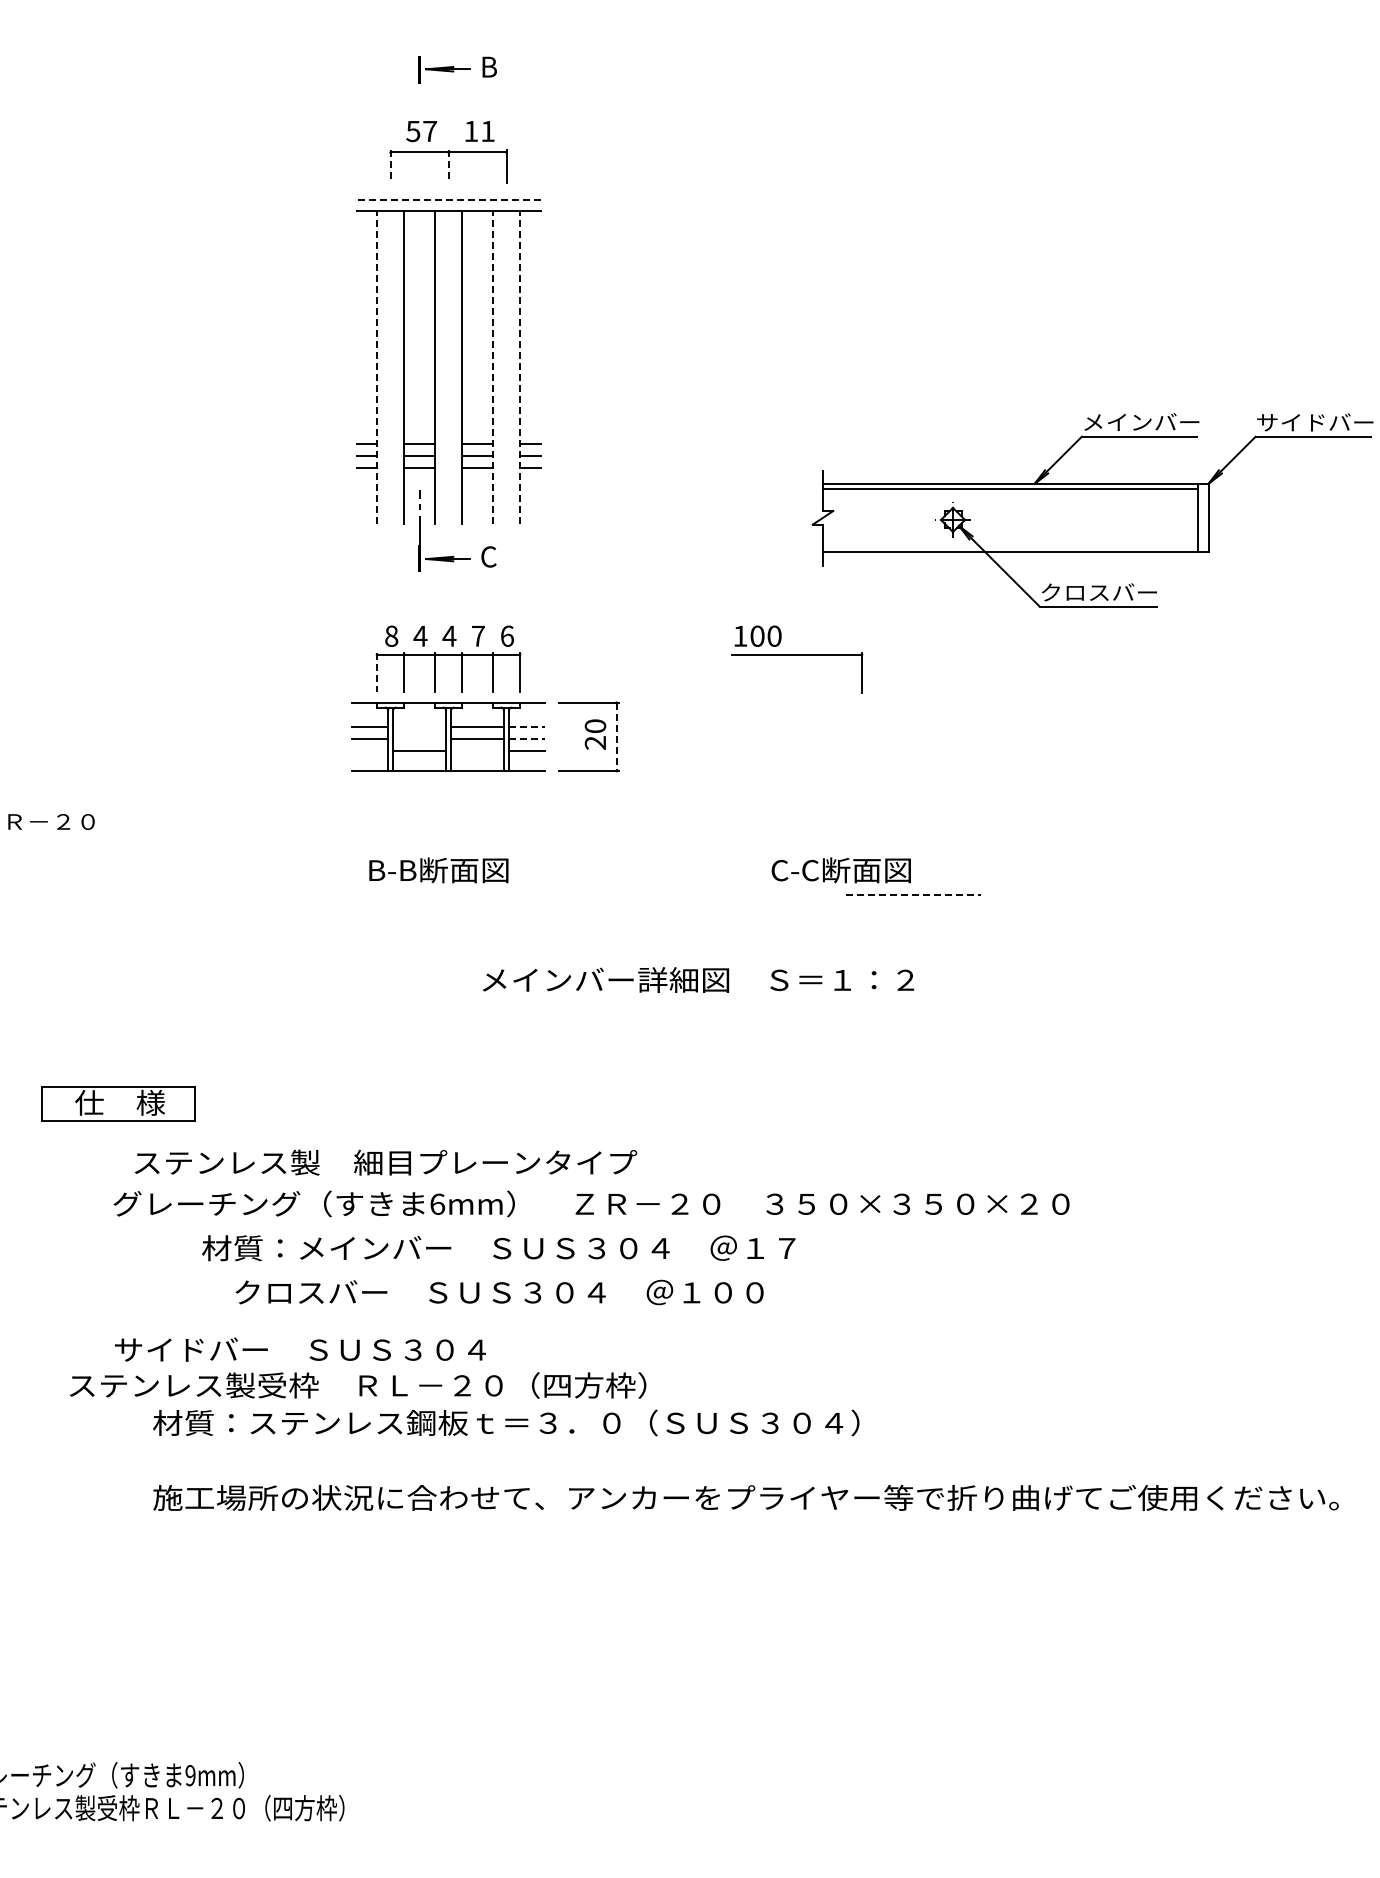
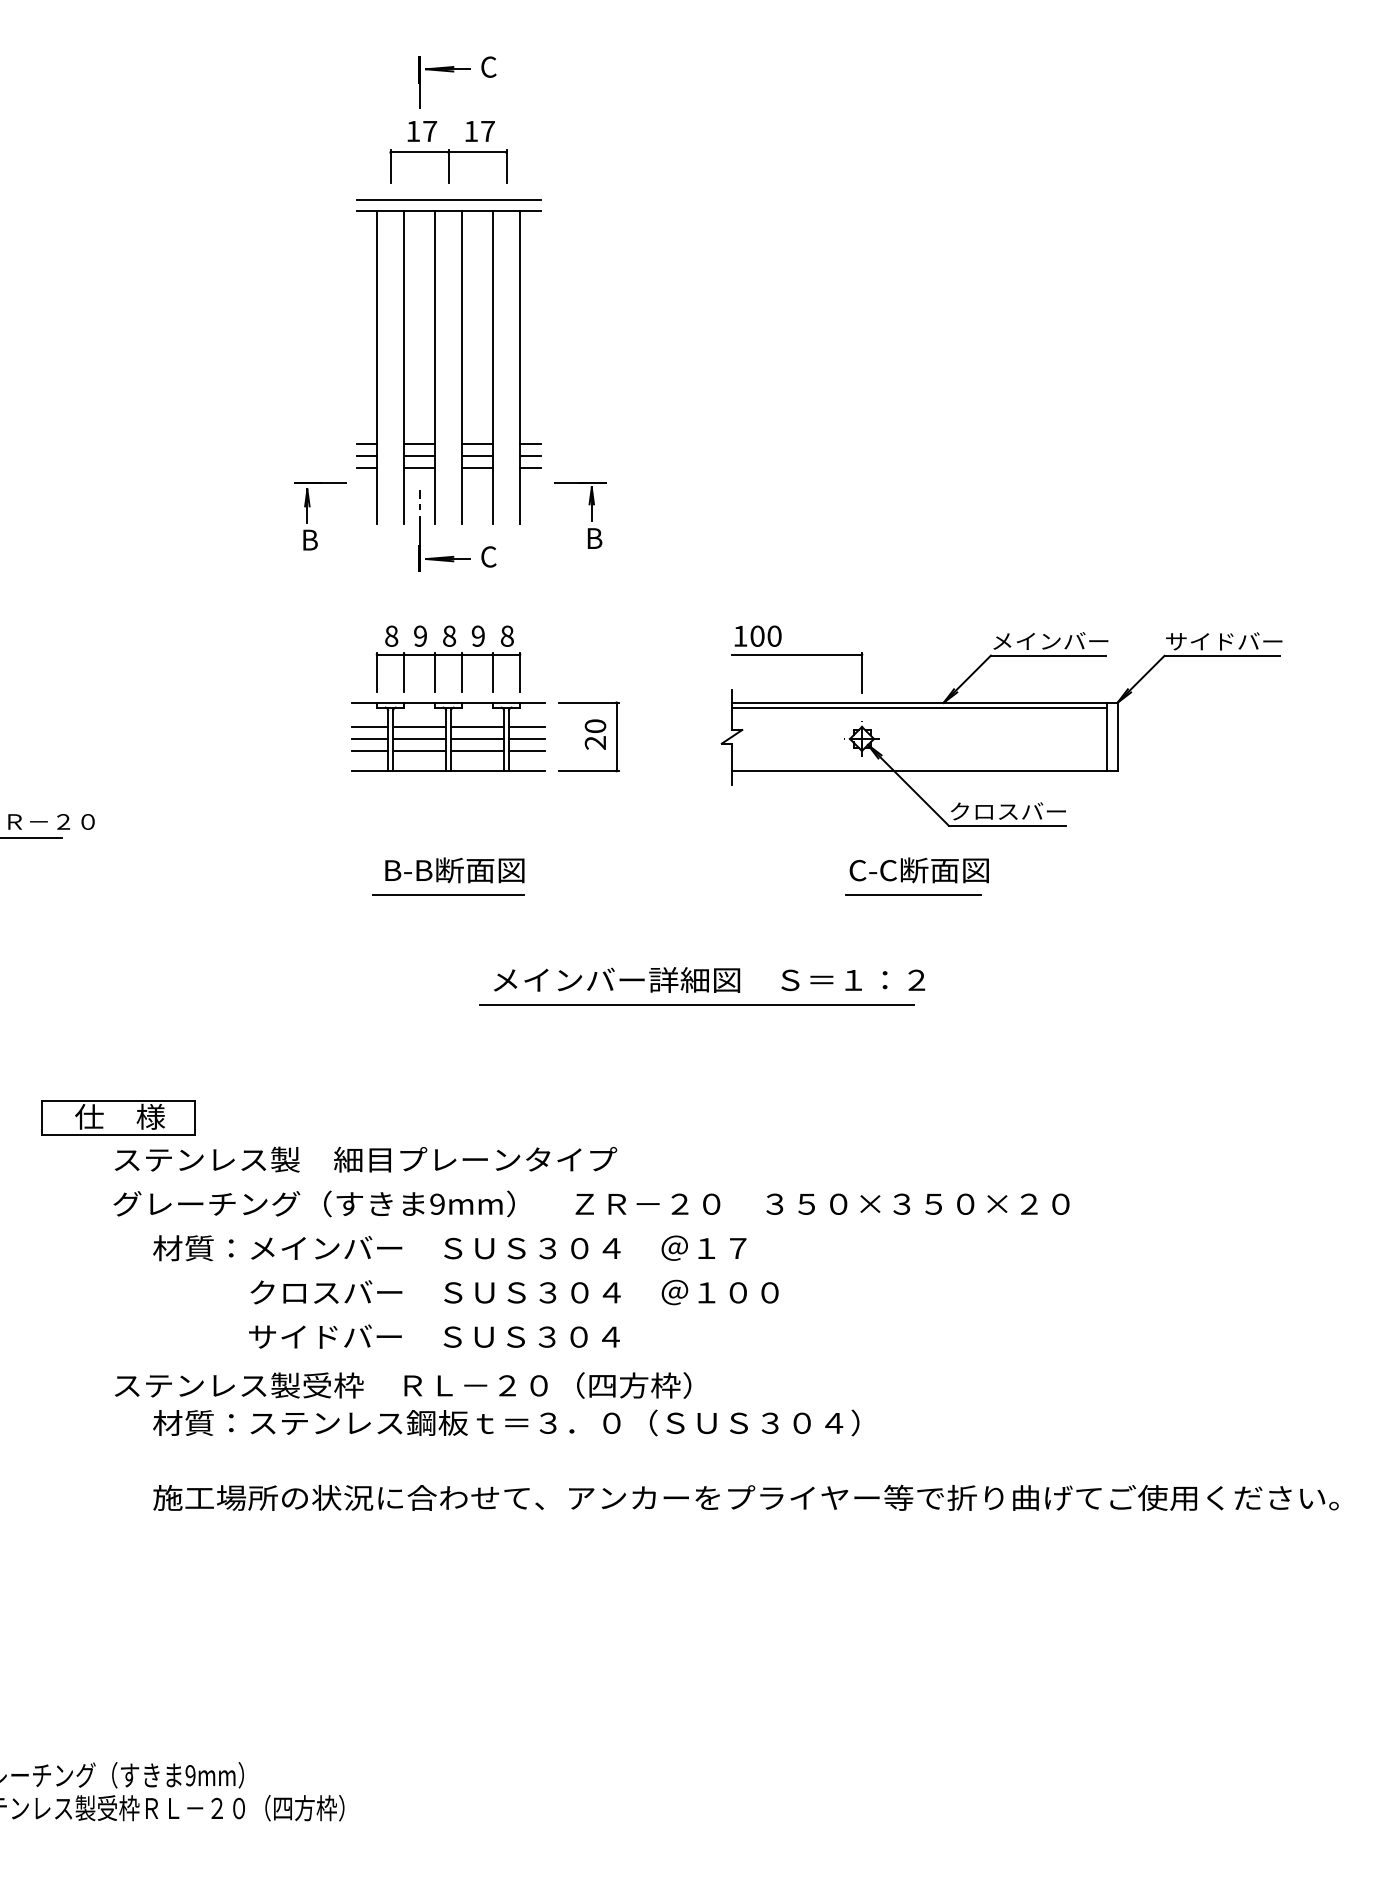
text: B -> C (488, 66)
line: none -> present (419, 96)
text: 57 -> 17 (413, 131)
text: 11 -> 17 (487, 131)
line: dashed -> solid (390, 167)
line: dashed -> solid (448, 167)
line: dashed -> solid (448, 200)
line: dashed -> solid (377, 367)
line: dashed -> solid (492, 367)
line: dashed -> solid (520, 367)
part position: (1092, 510) -> (1001, 729) (1001, 729)
part: none -> present (591, 515)
part: none -> present (307, 516)
text: 4 -> 9 (420, 635)
text: 4 -> 8 (449, 635)
text: 7 -> 9 (477, 635)
text: 6 -> 8 (506, 635)
line: dashed -> solid (377, 672)
line: none -> present (419, 726)
line: dashed -> solid (527, 726)
line: dashed -> solid (616, 737)
line: none -> present (419, 738)
line: dashed -> solid (527, 738)
line: none -> present (370, 750)
line: none -> present (477, 750)
line: none -> present (32, 838)
text position: (438, 870) -> (454, 870) (454, 870)
text position: (840, 870) -> (918, 870) (918, 870)
line: none -> present (448, 895)
line: dashed -> solid (913, 895)
text position: (698, 979) -> (709, 979) (709, 979)
line: none -> present (696, 1004)
part position: (118, 1103) -> (118, 1117) (118, 1117)
text position: (385, 1162) -> (365, 1159) (365, 1159)
text: 6mm -> 9mm (437, 1203)
text position: (498, 1248) -> (449, 1248) (449, 1248)
text position: (499, 1292) -> (514, 1292) (514, 1292)
text position: (300, 1349) -> (434, 1336) (434, 1336)
text position: (358, 1385) -> (403, 1385) (403, 1385)
